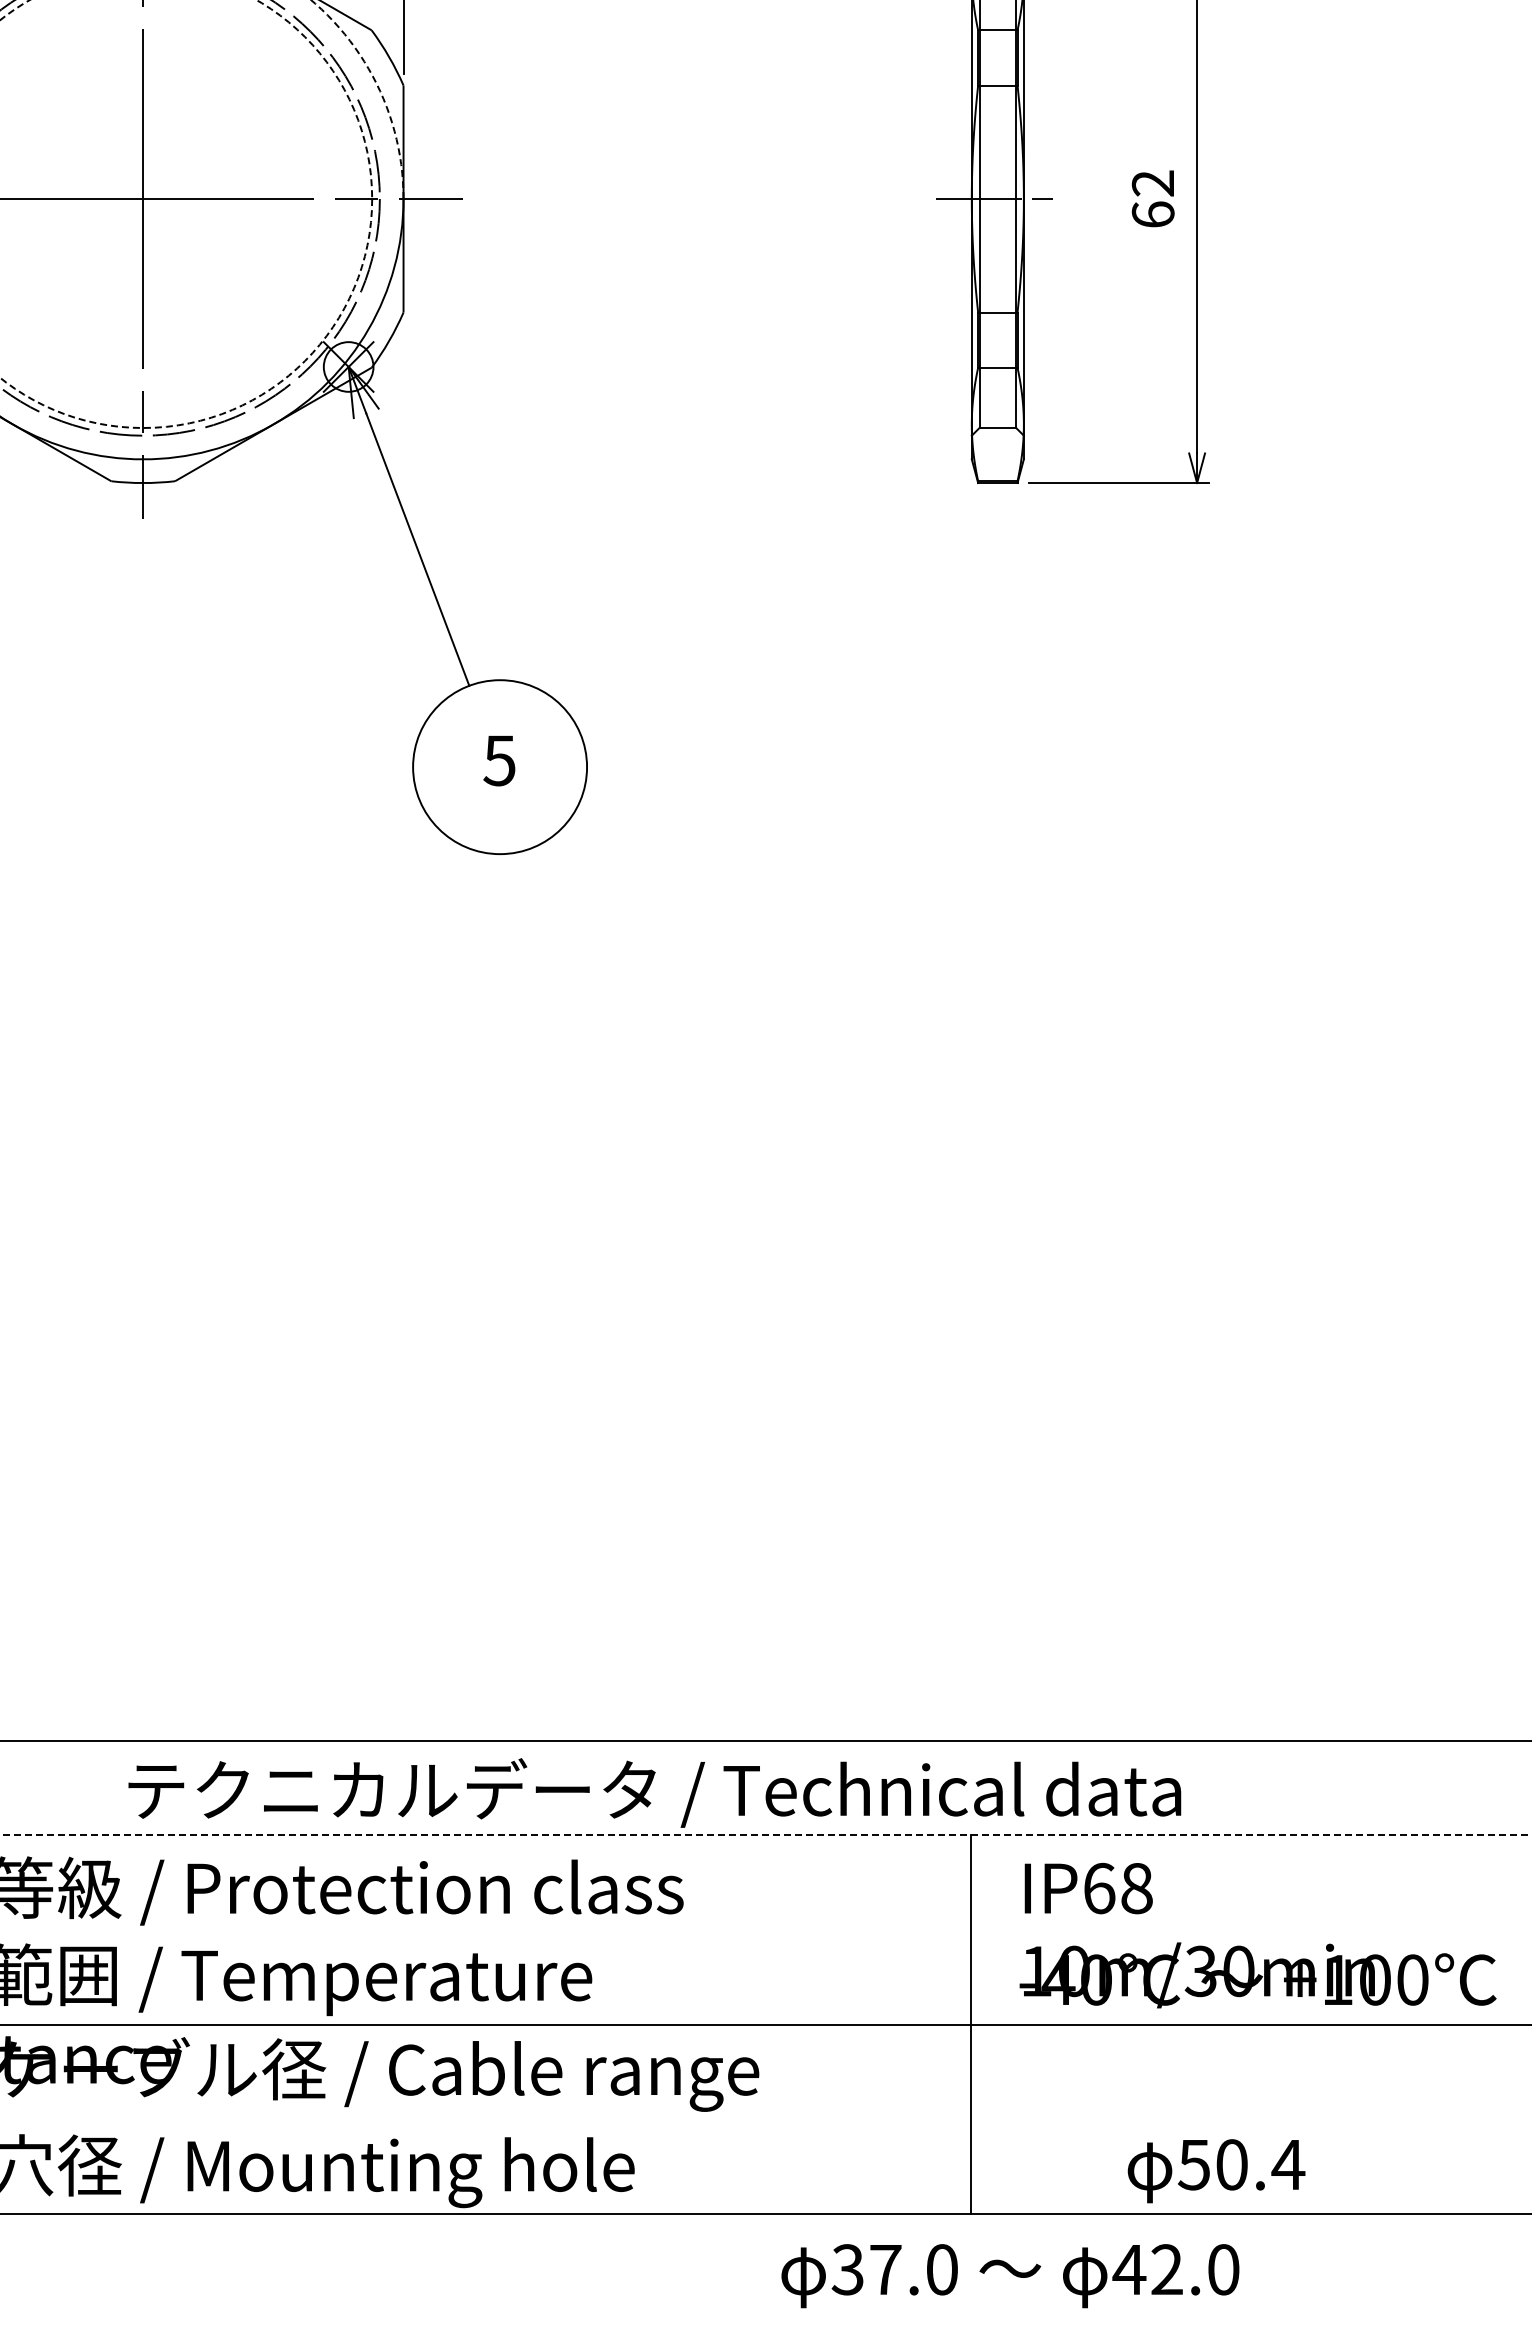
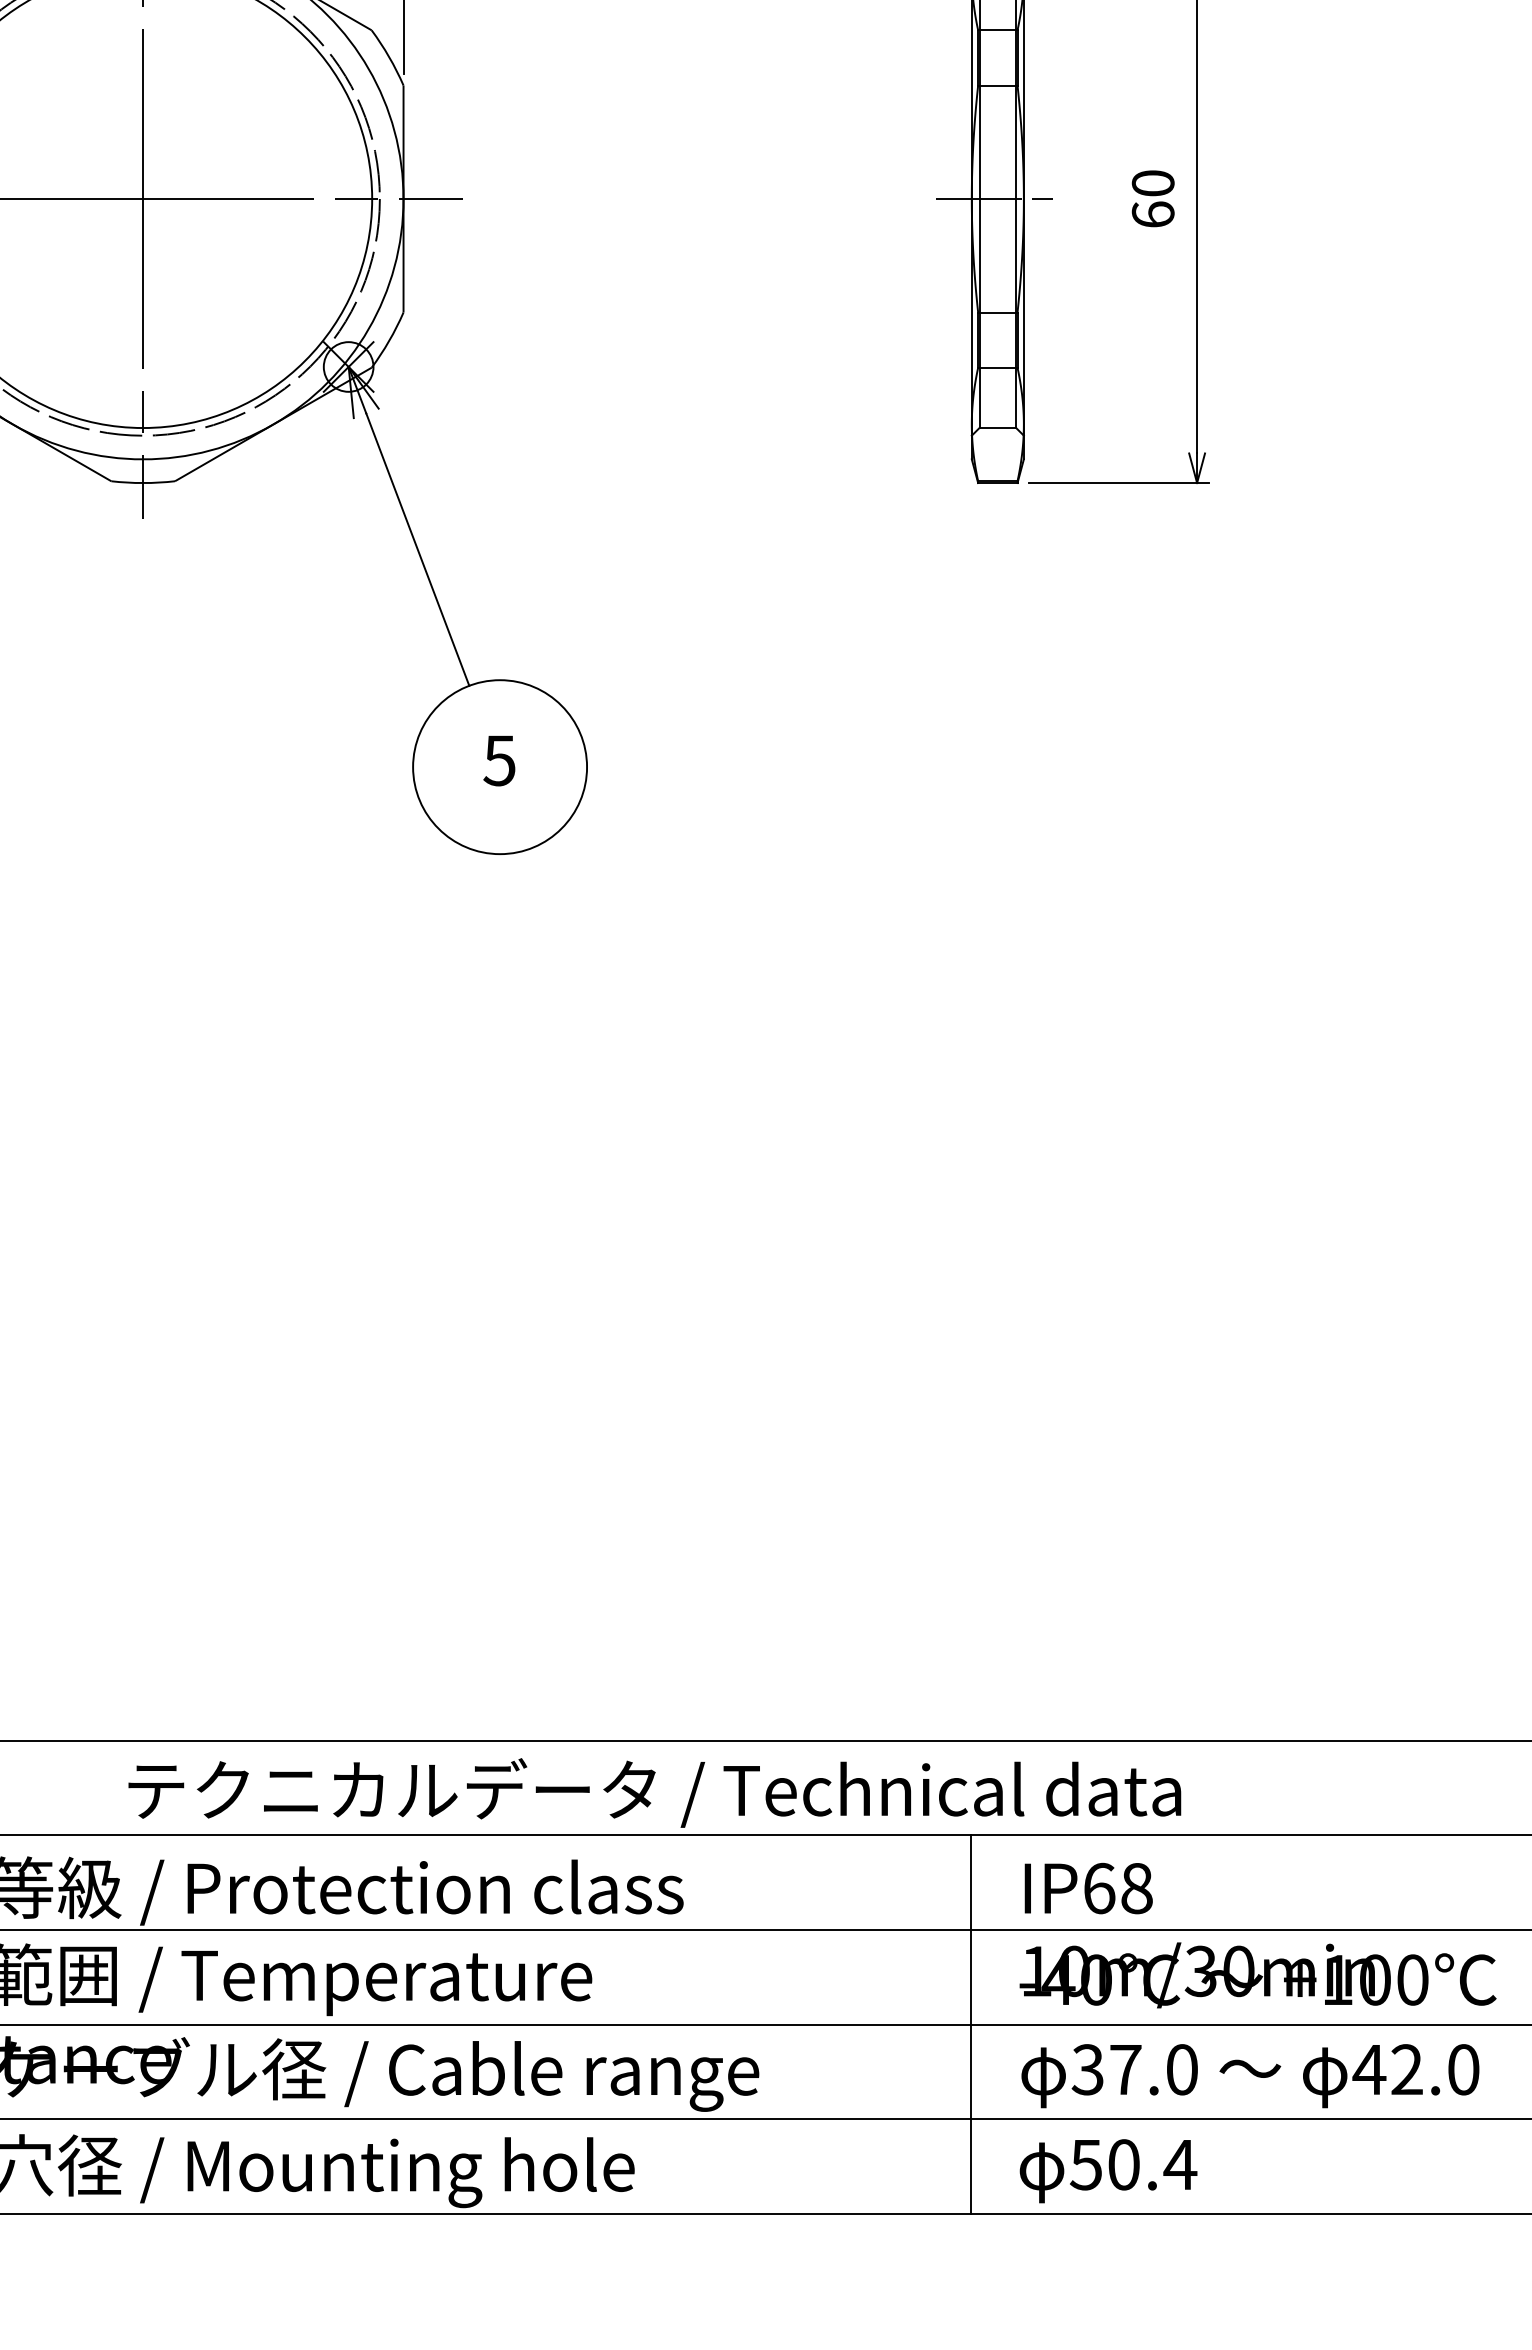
arc: dashed -> solid (379, 88)
text: 62 -> 60 (1152, 183)
circle: dashed -> solid (186, 214)
line: dashed -> solid (766, 1835)
line: none -> present (765, 1930)
line: none -> present (765, 2119)
text position: (1216, 2171) -> (1108, 2171) (1108, 2171)
text position: (1010, 2276) -> (1250, 2076) (1250, 2076)
